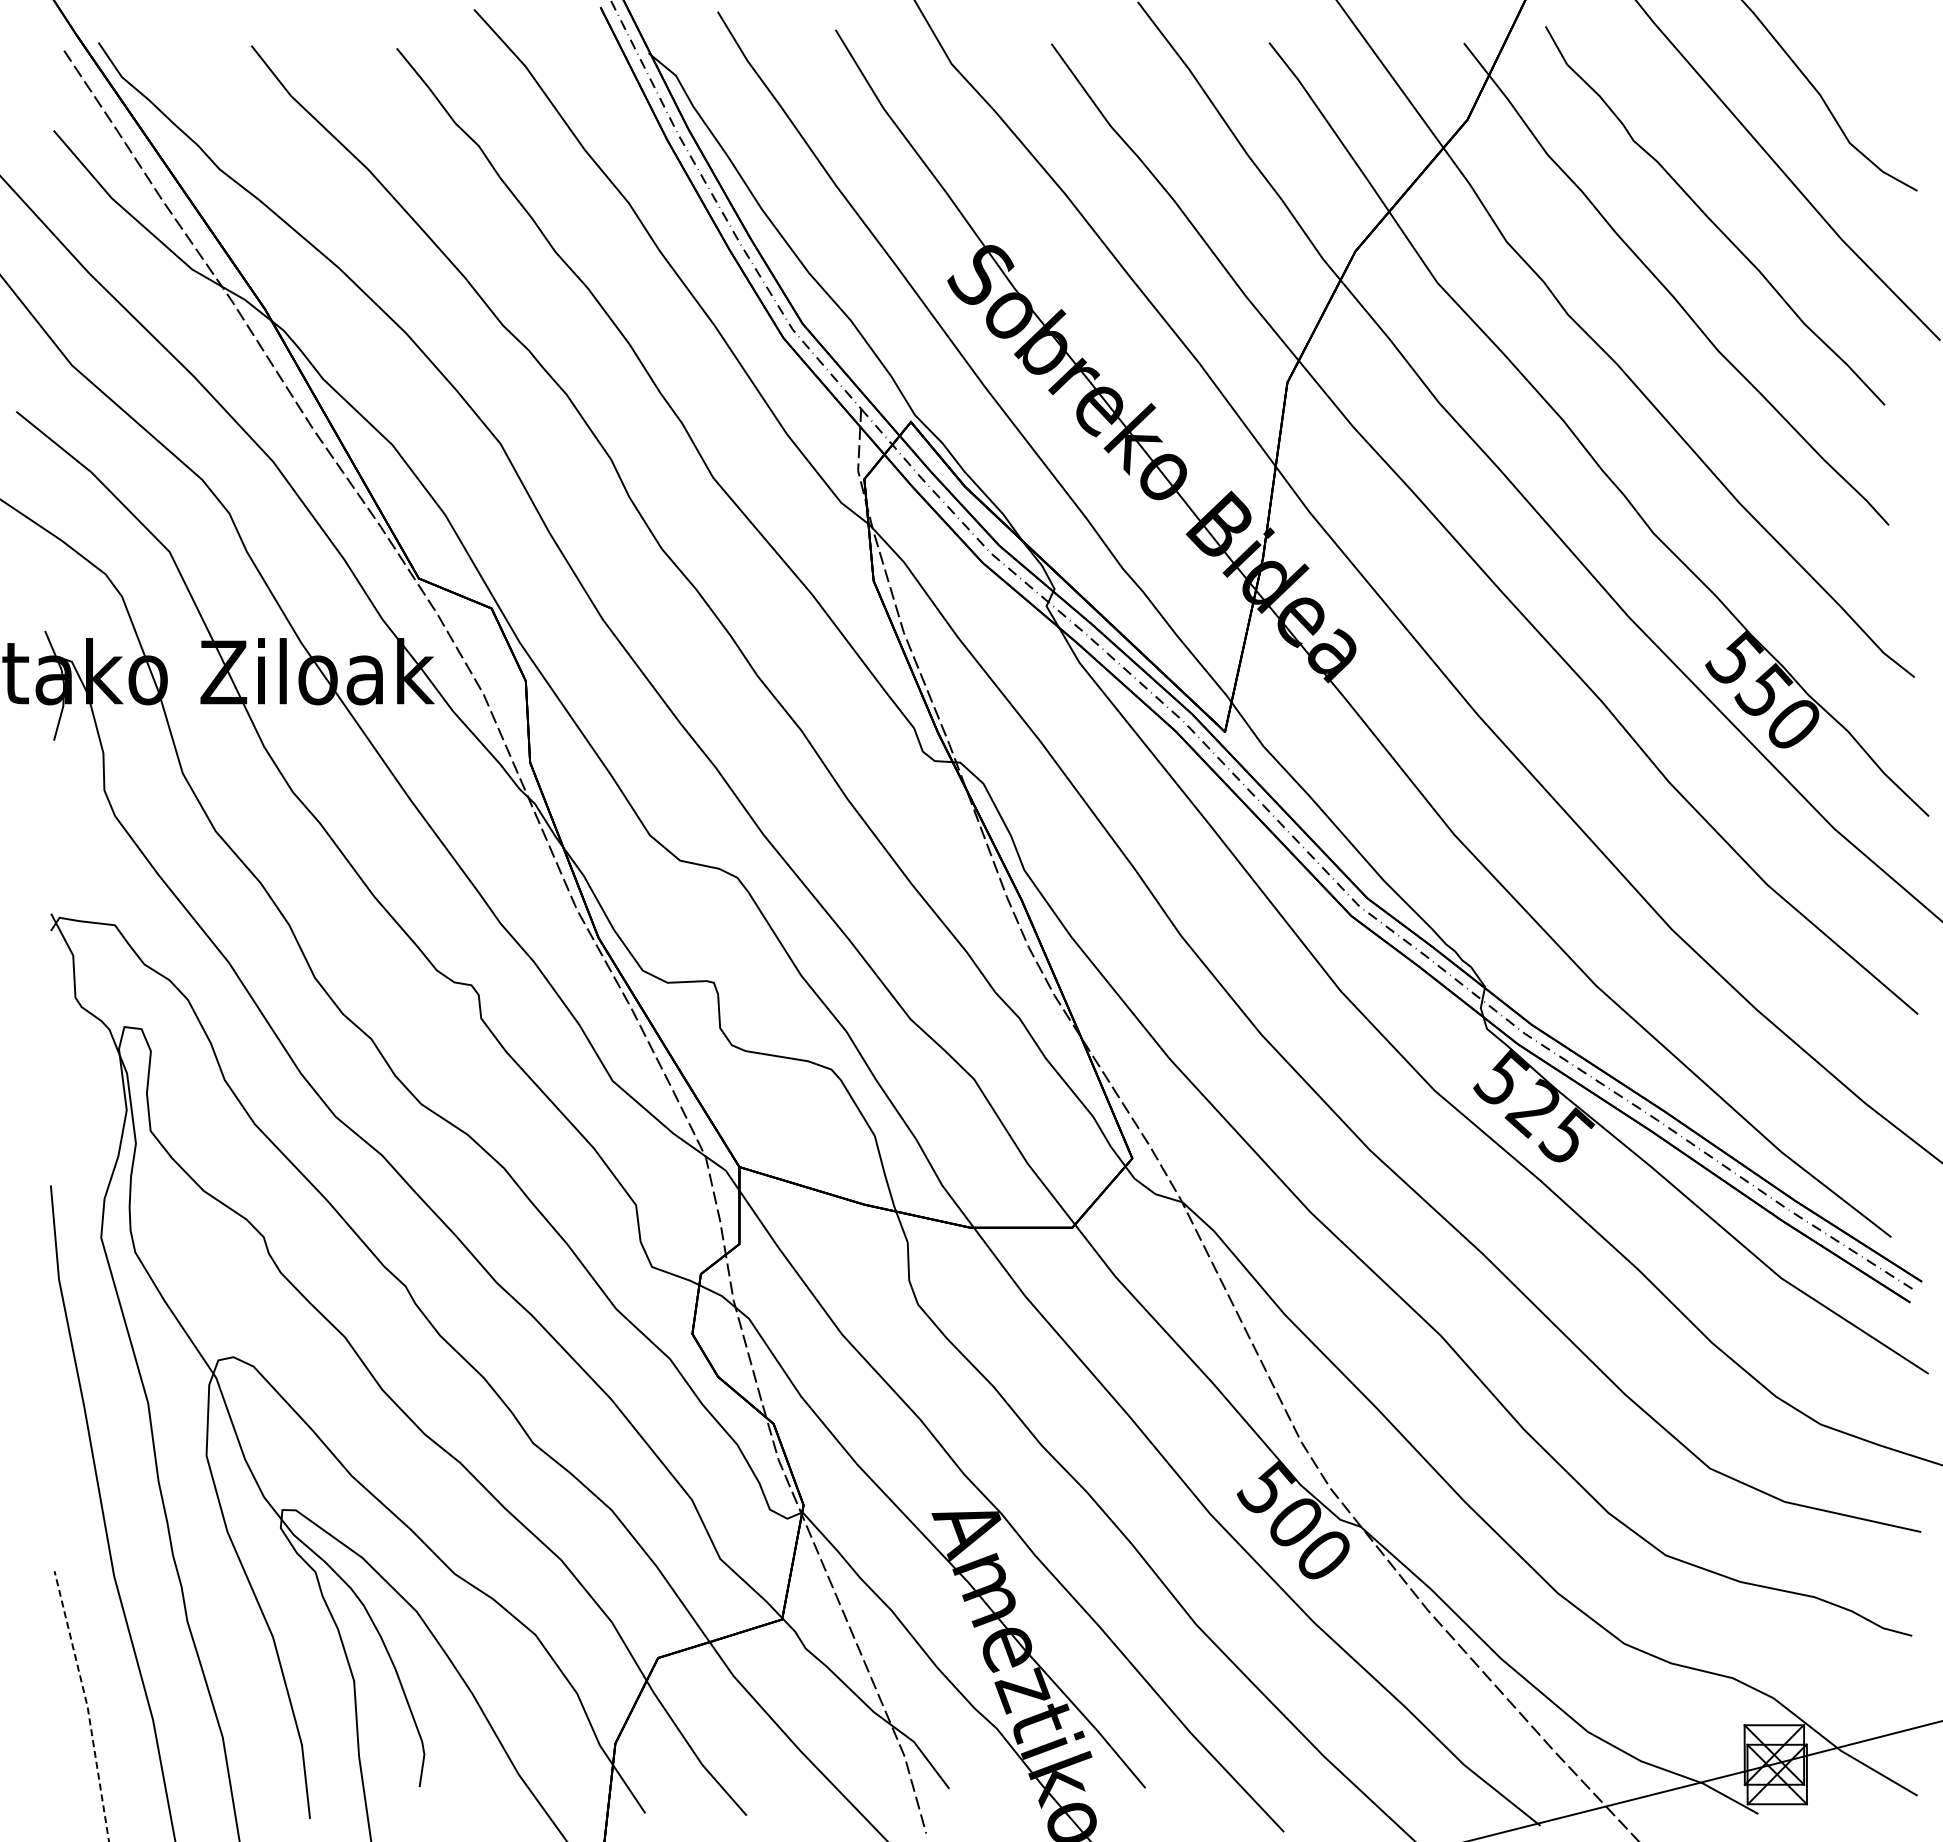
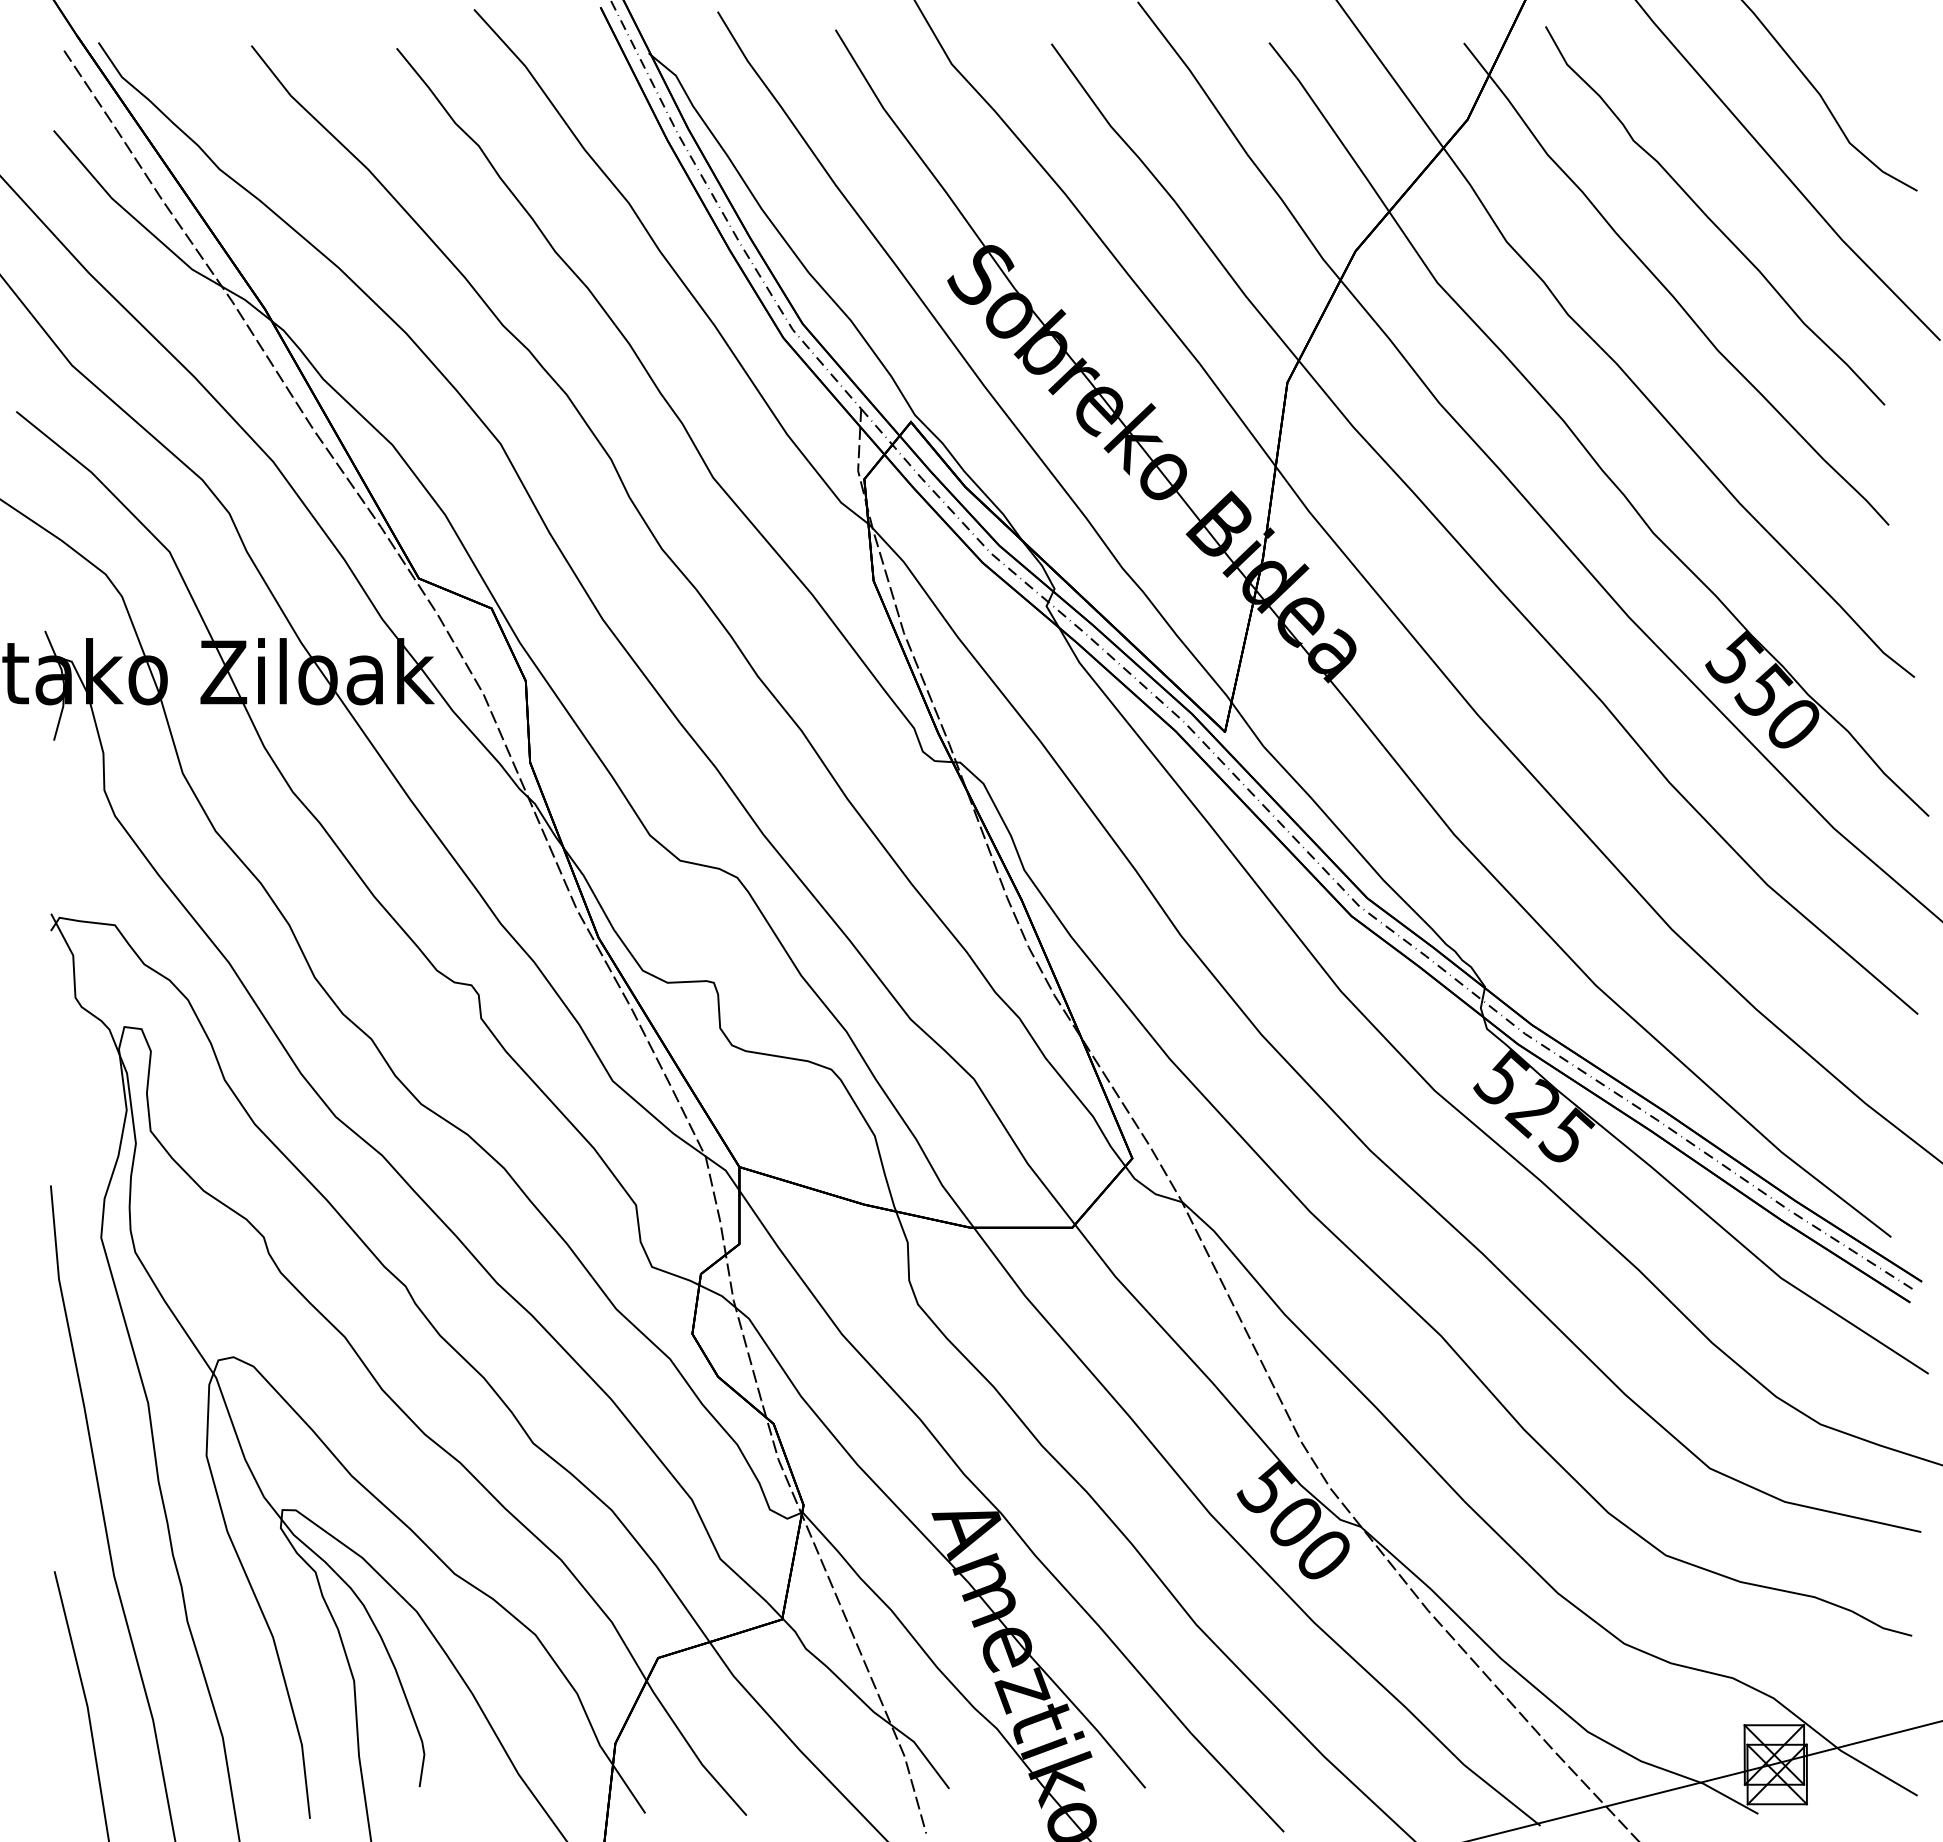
line: dashed -> solid (87, 1705)
